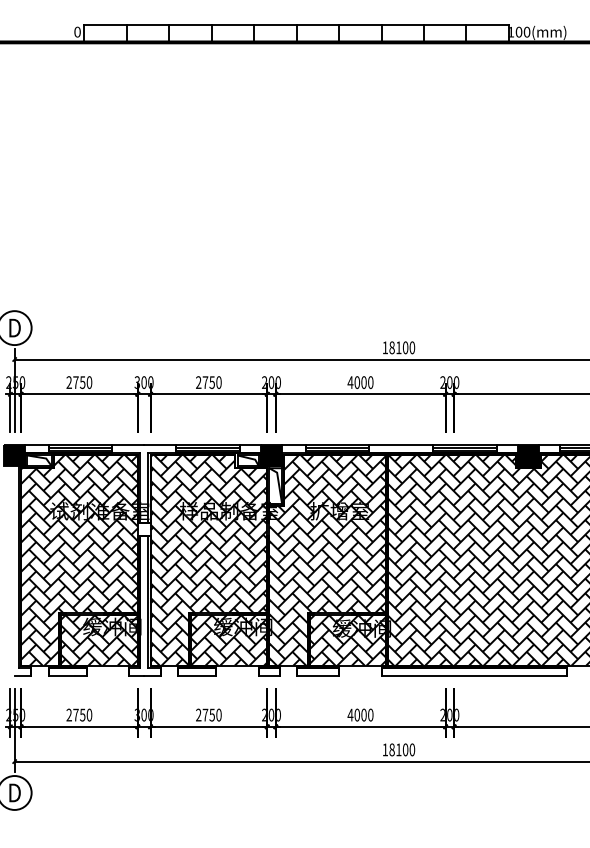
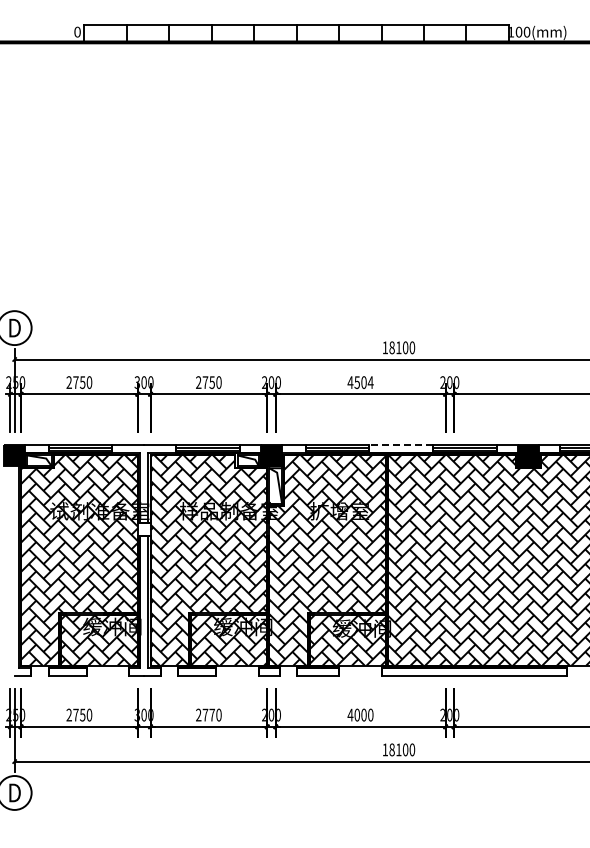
text: 4000 -> 4504 (363, 382)
line: solid -> dashed (401, 444)
text: 2750 -> 2770 (211, 715)
